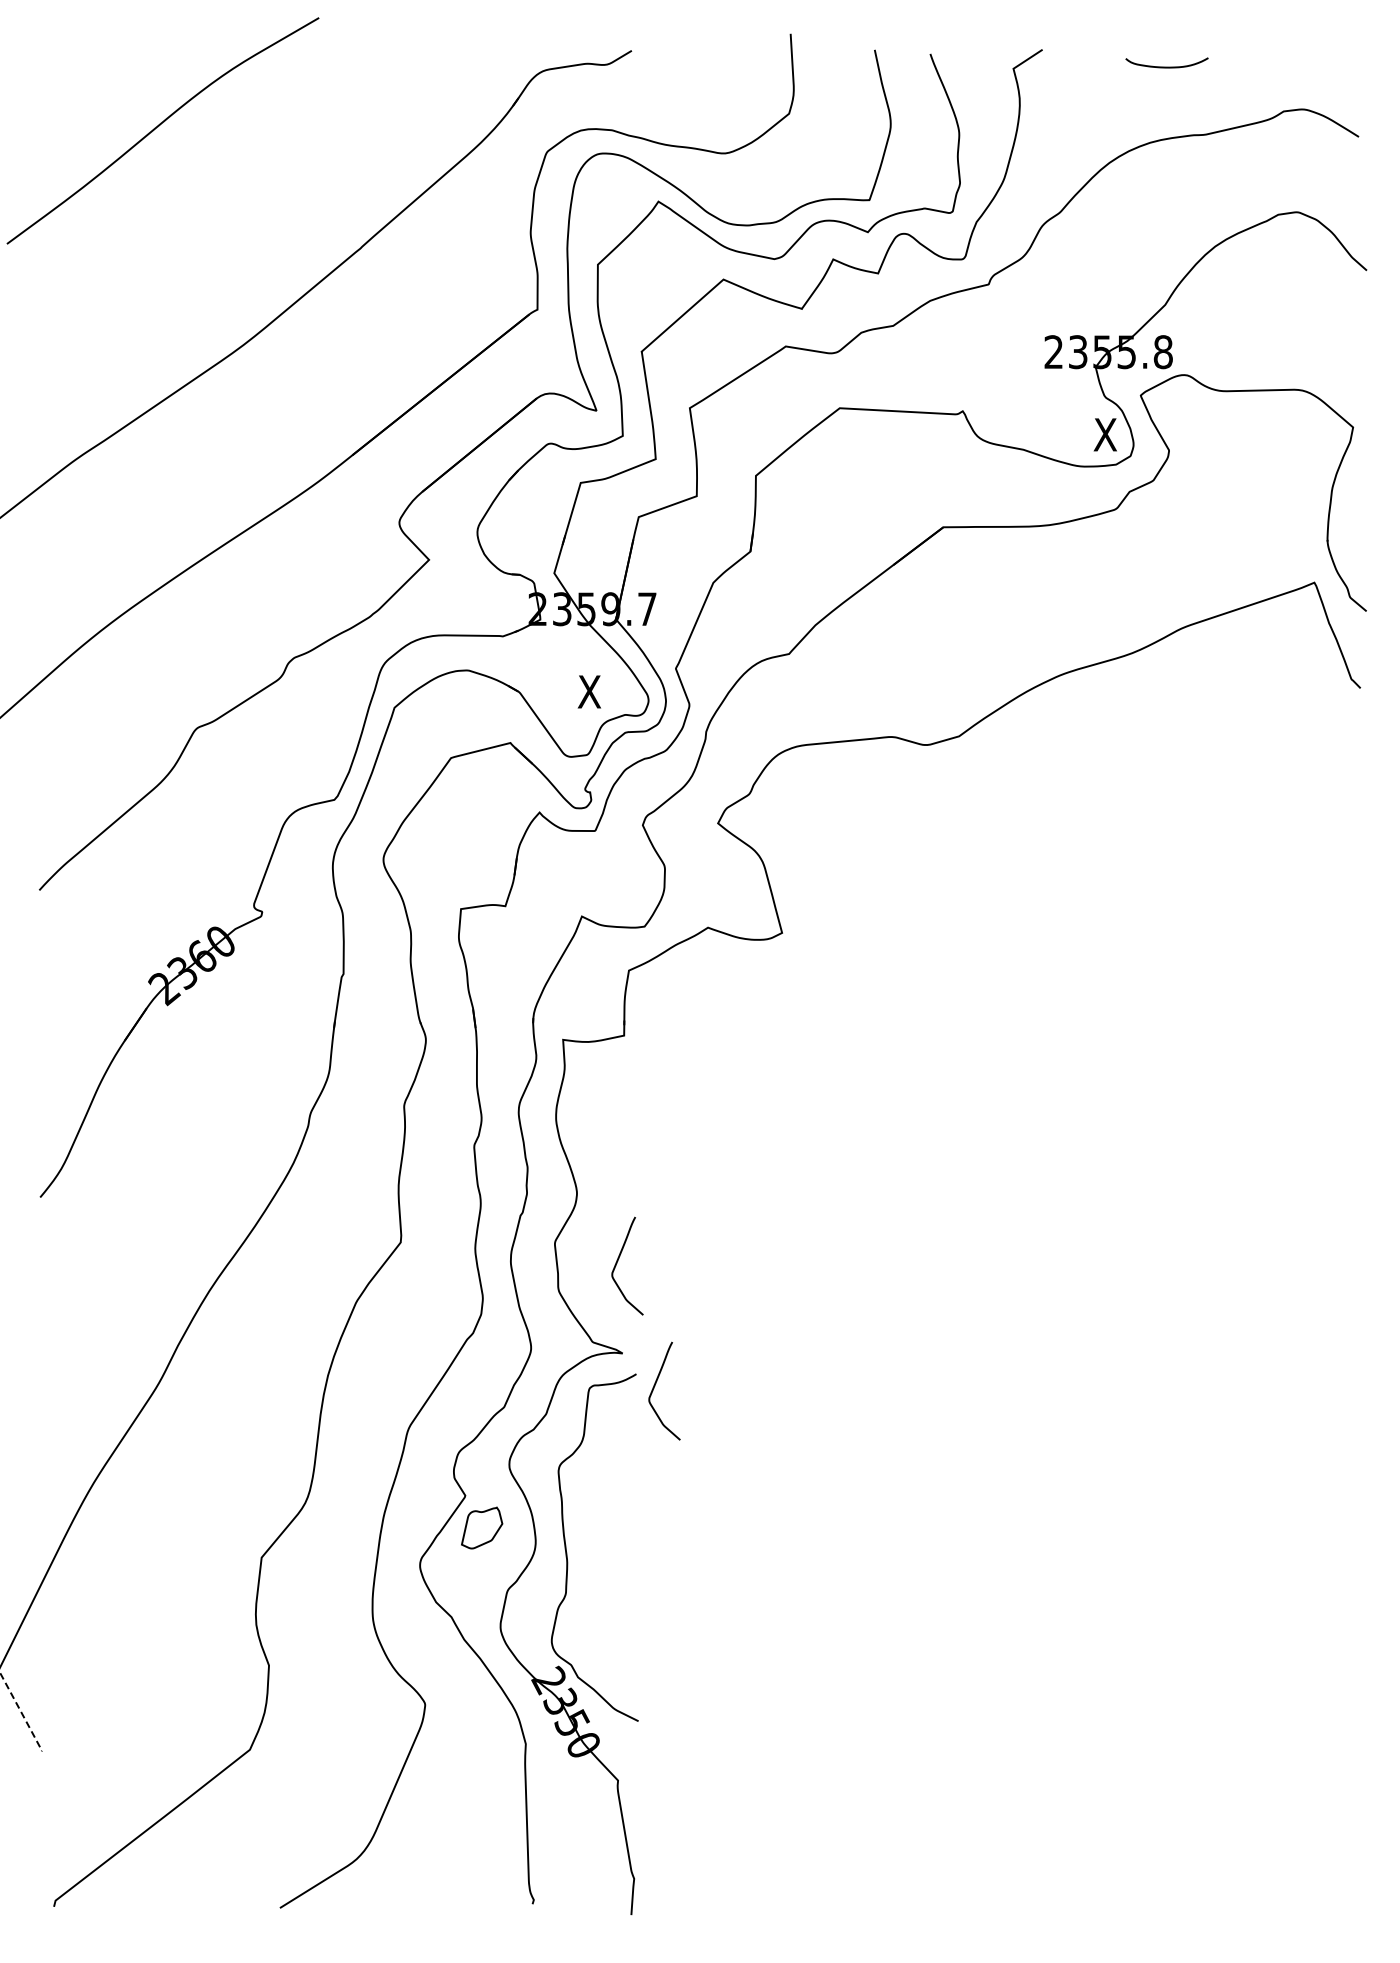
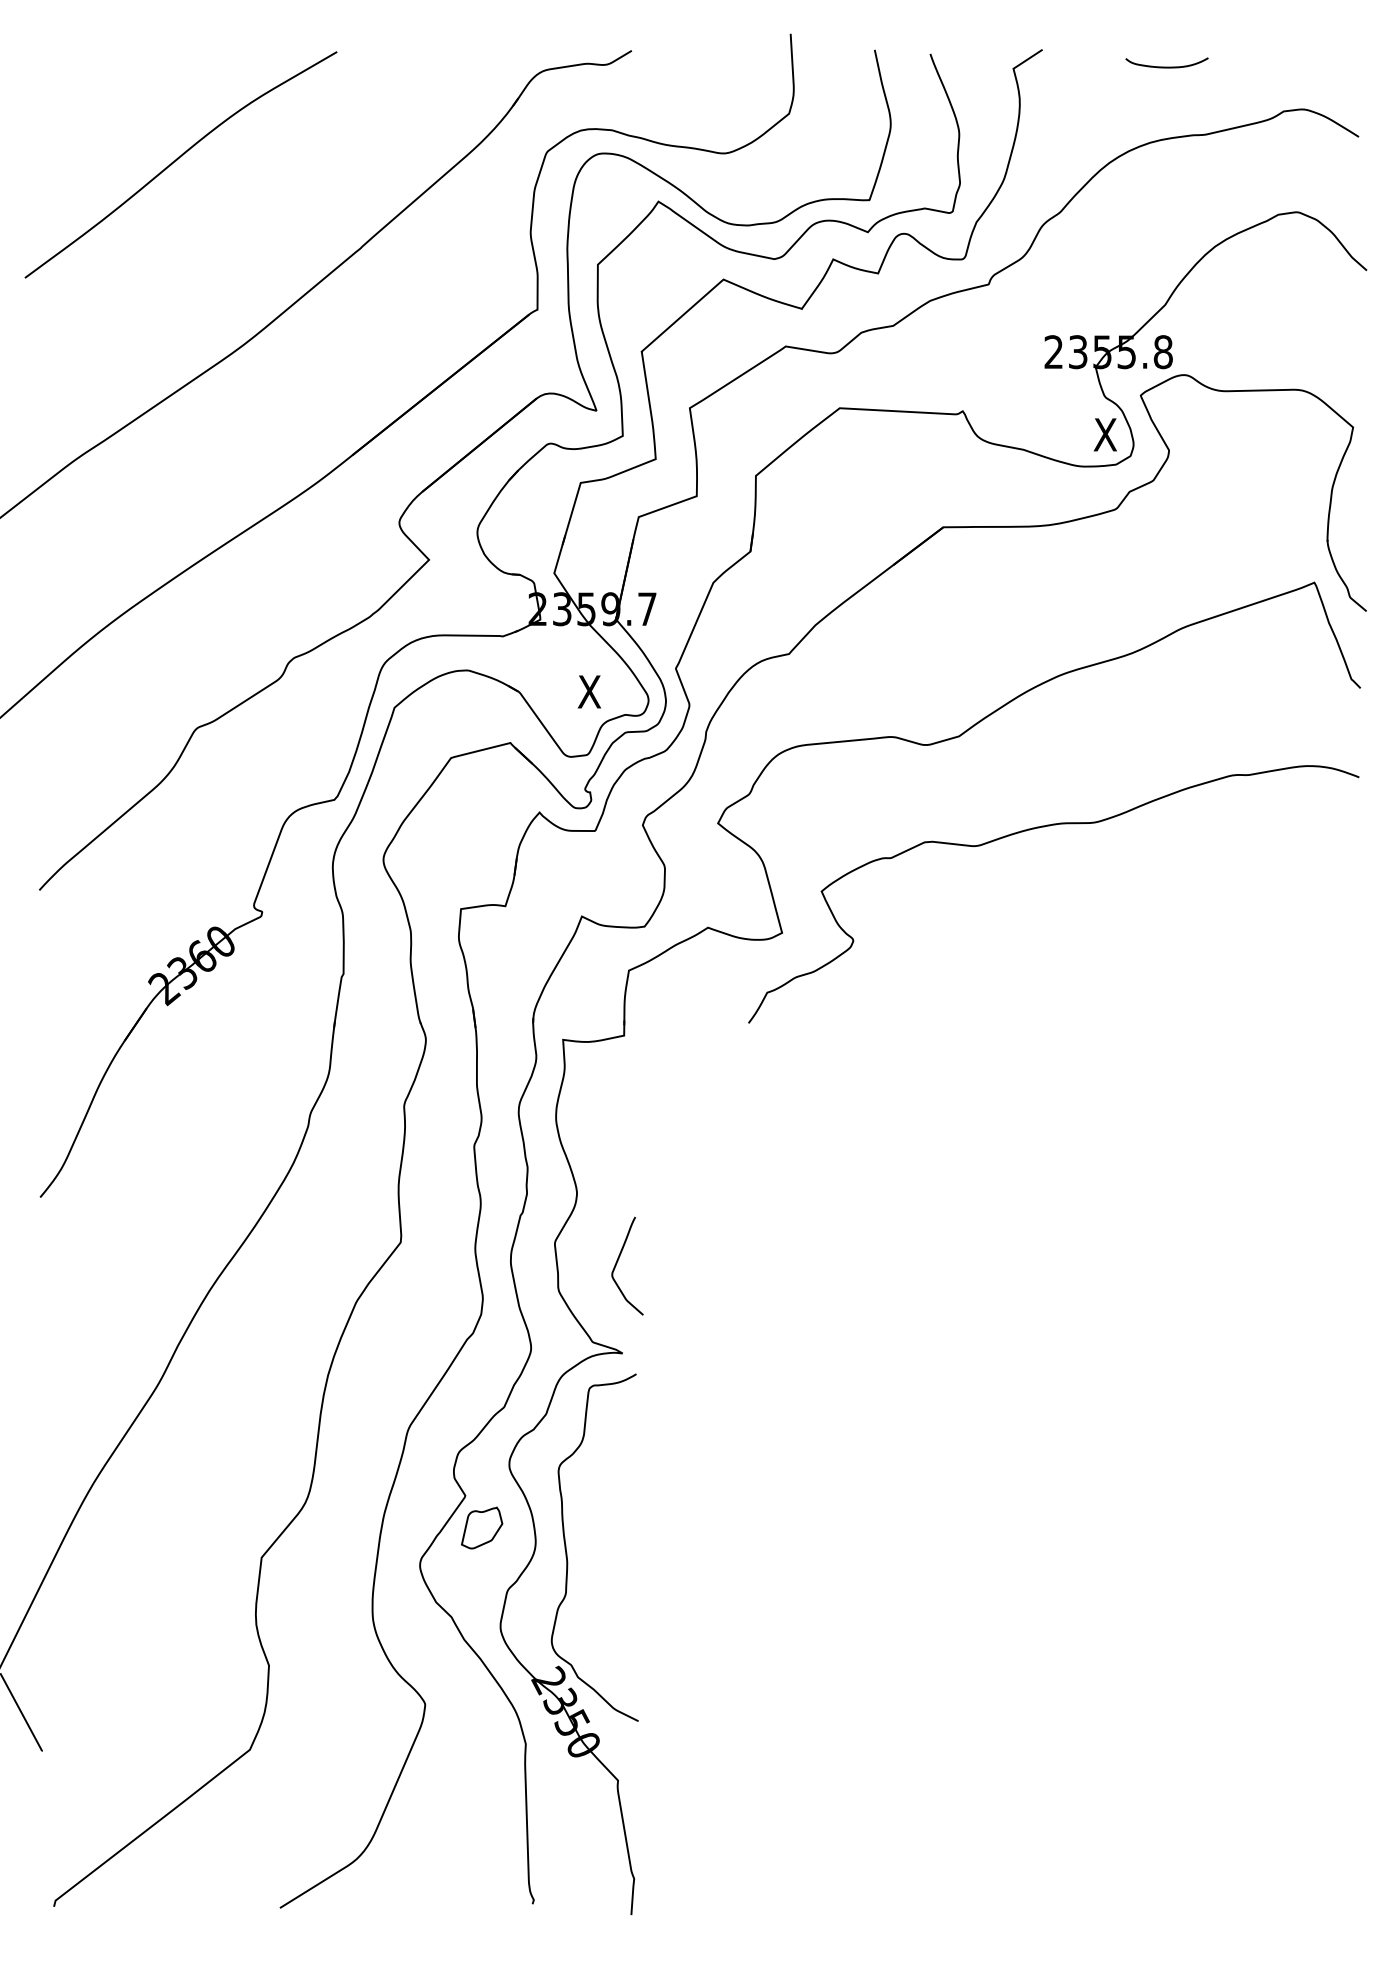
curve position: (159, 126) -> (177, 160) (177, 160)
curve: none -> present (1039, 828)
curve: present -> none (655, 1386)
line: dashed -> solid (21, 1713)
